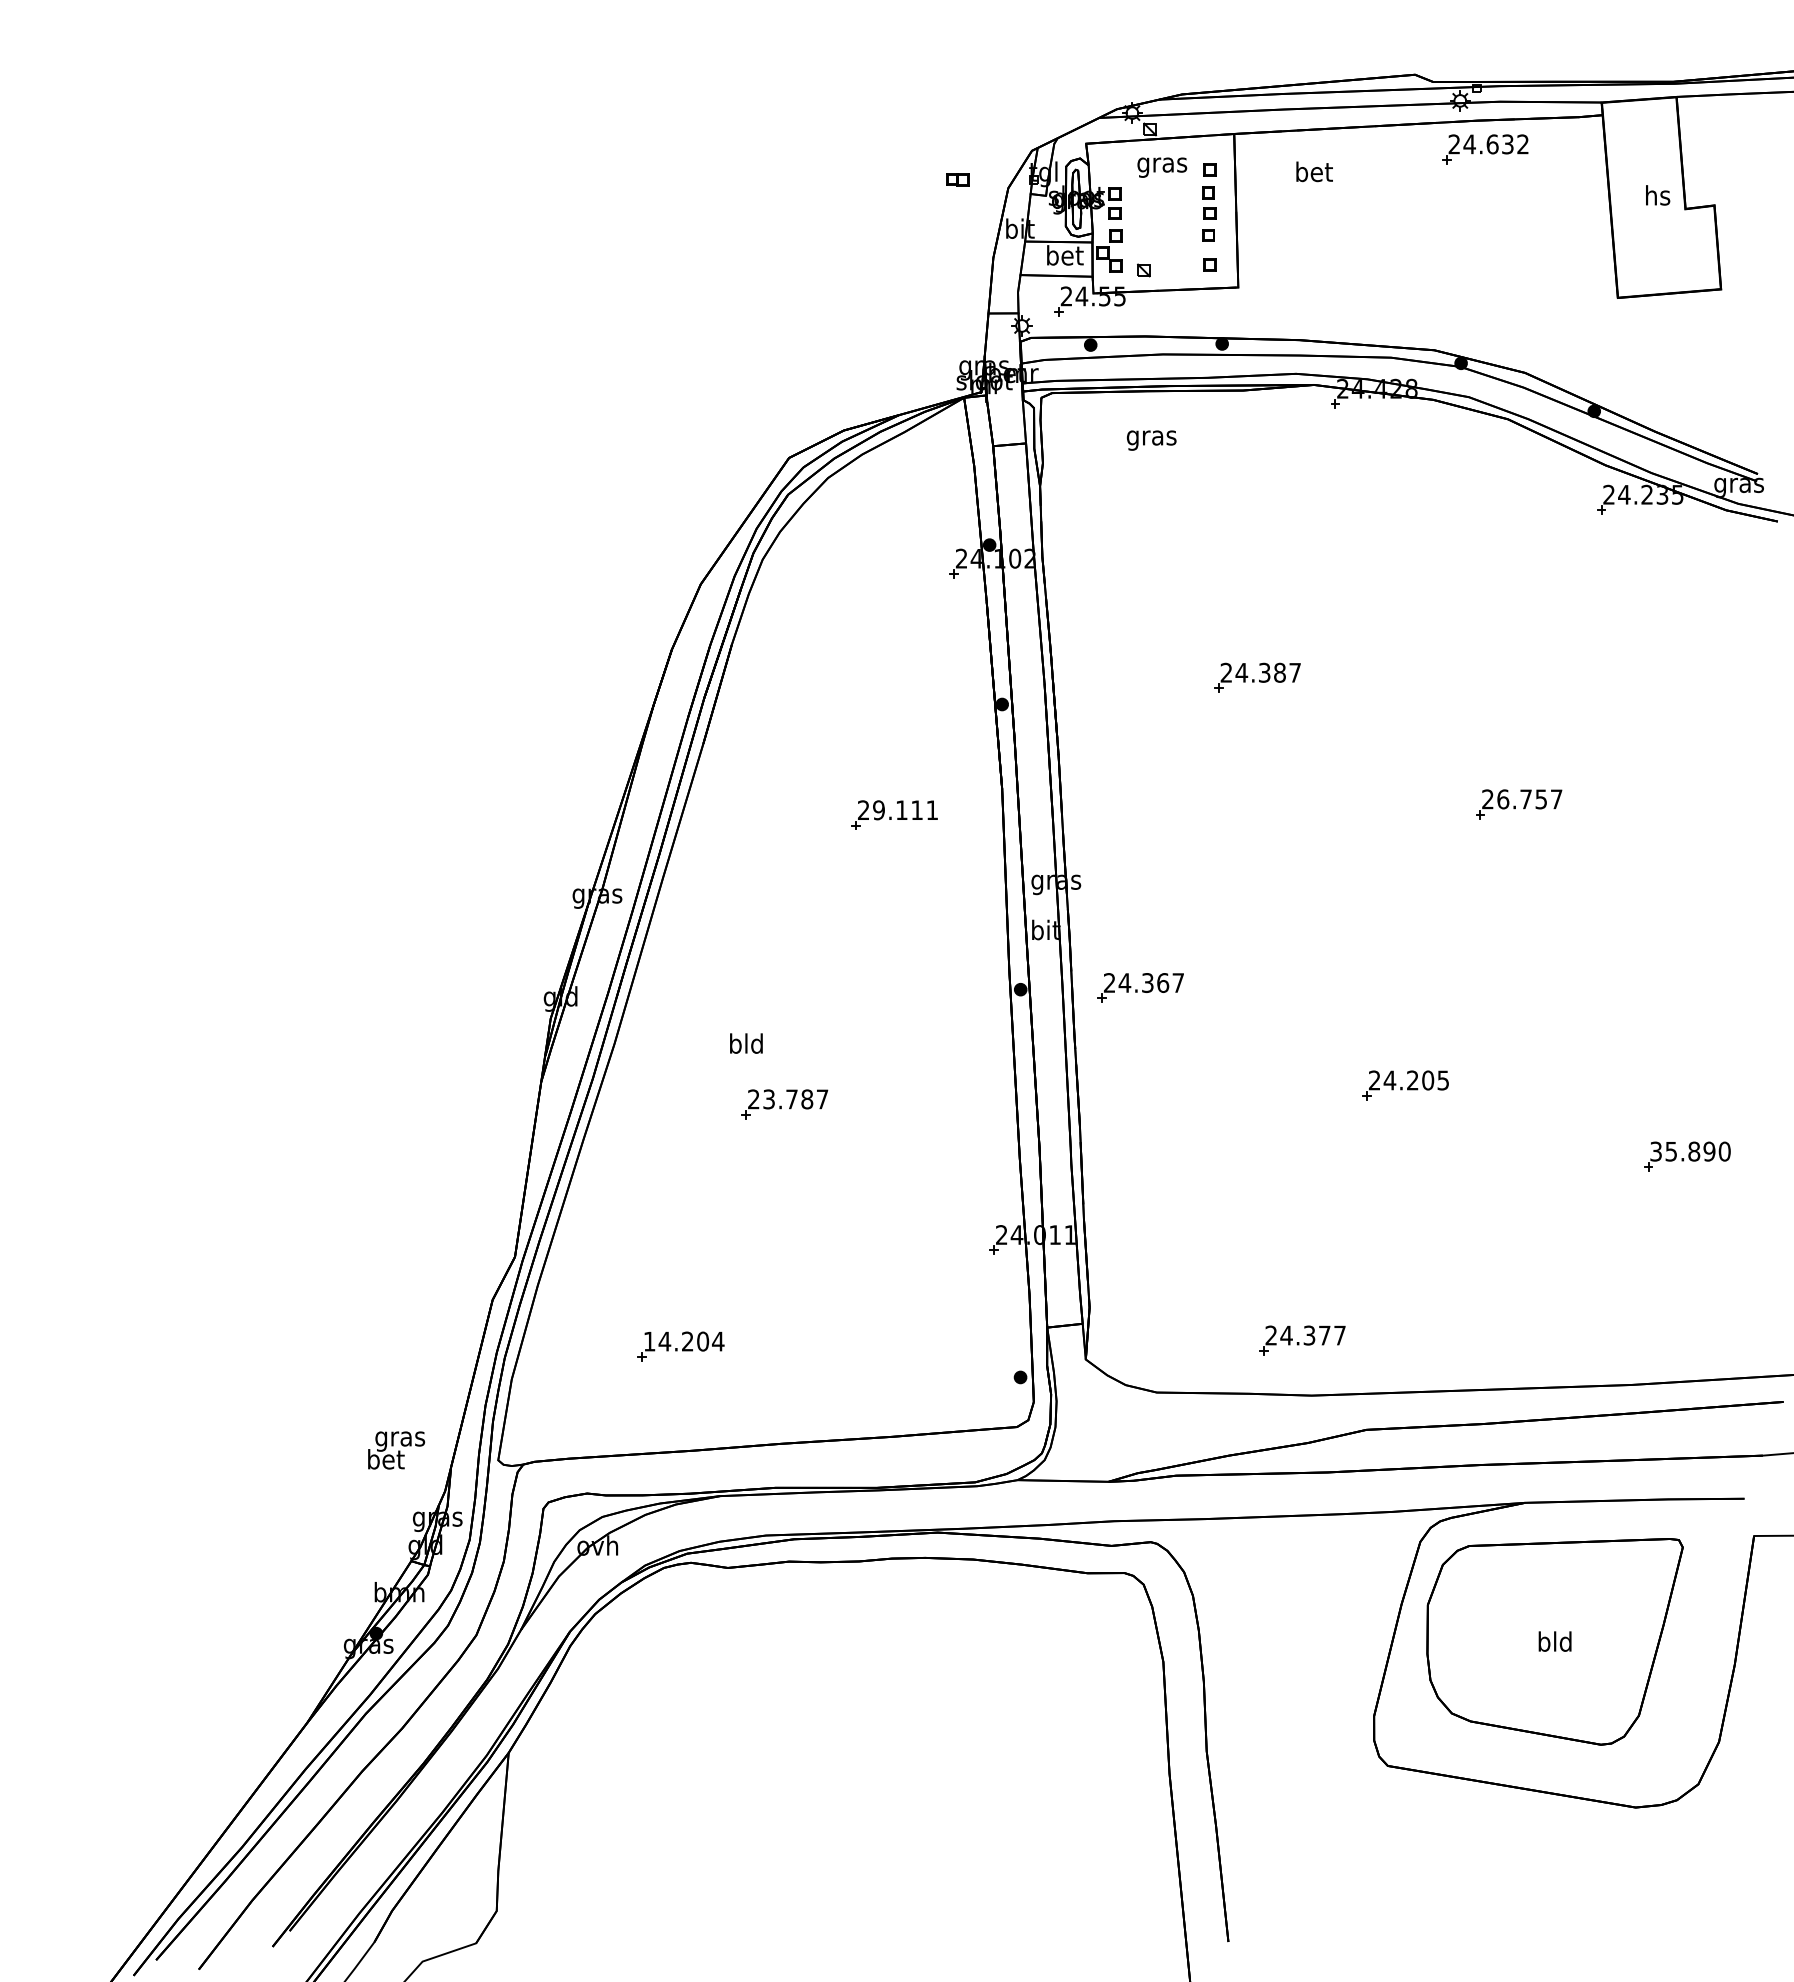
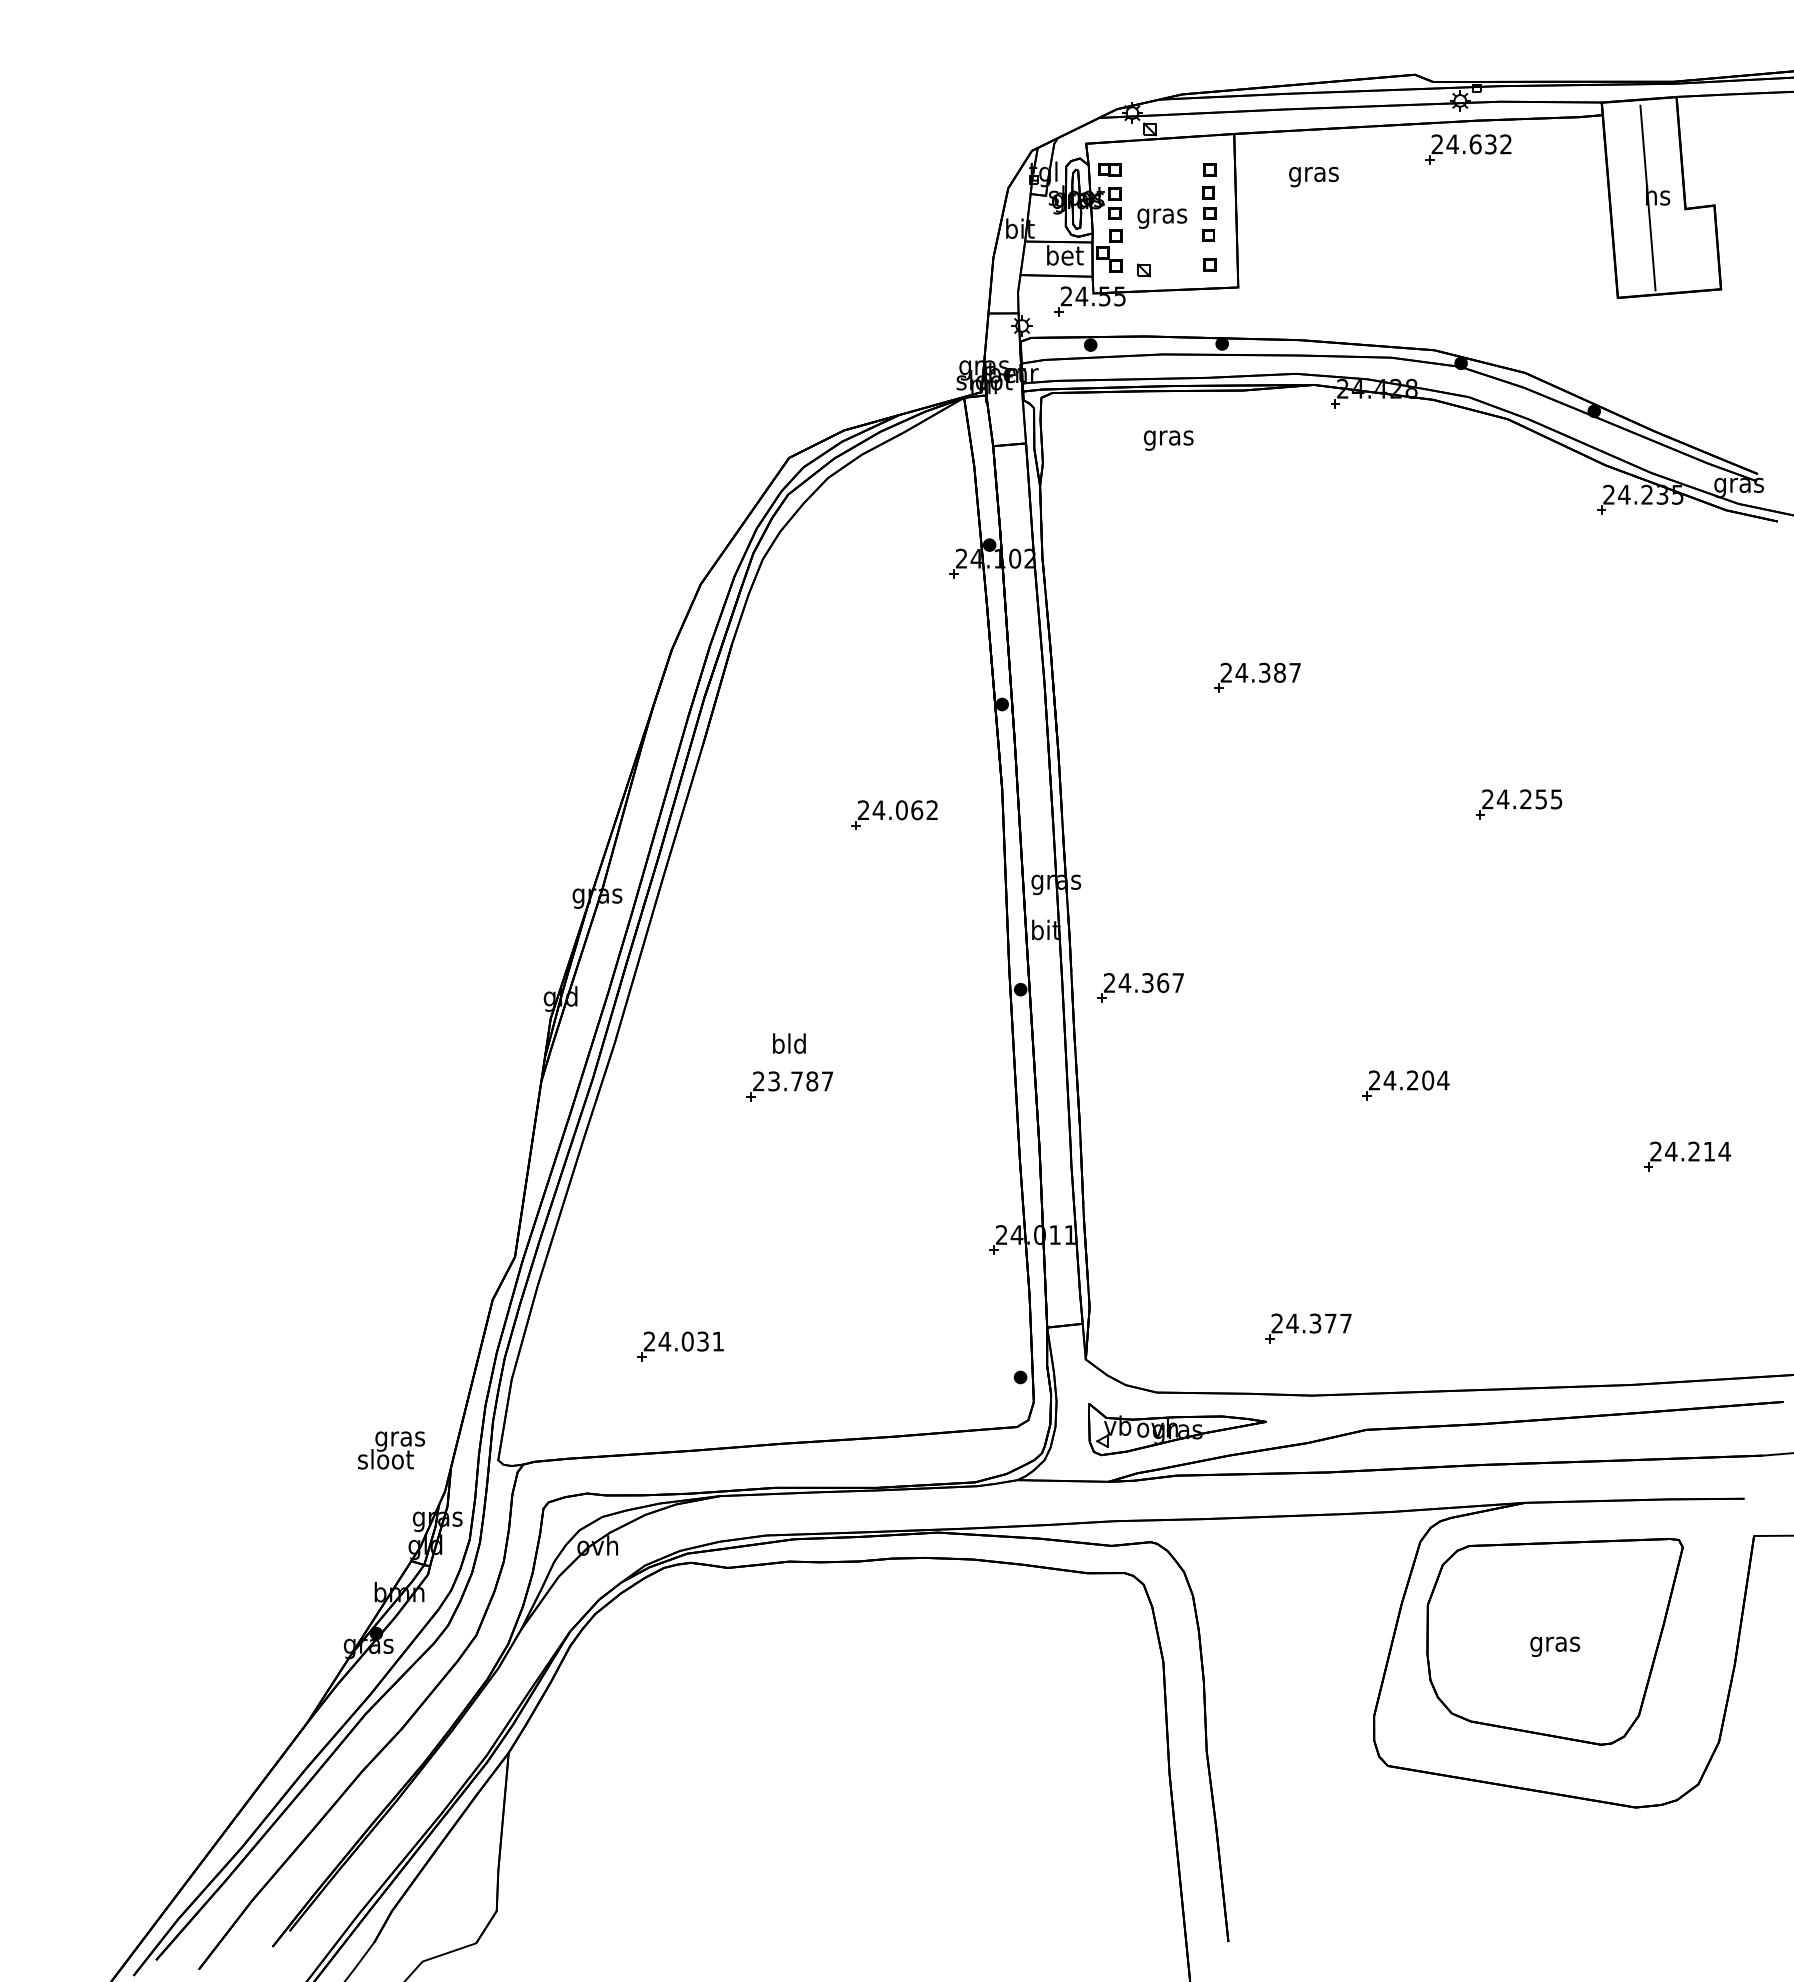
part position: (1485, 149) -> (1468, 149) (1468, 149)
text position: (1162, 167) -> (1162, 218) (1162, 218)
text: bet -> gras (1313, 174)
part position: (957, 179) -> (1109, 169) (1109, 169)
line: none -> present (1647, 197)
text position: (1151, 440) -> (1168, 440) (1168, 440)
text: 26.757 -> 24.255 (1529, 799)
text: 29.111 -> 24.062 (904, 810)
text position: (746, 1043) -> (789, 1043) (789, 1043)
text: 24.205 -> 24.204 (1443, 1080)
part position: (784, 1104) -> (789, 1086) (789, 1086)
text: 35.890 -> 24.214 (1690, 1151)
part position: (1302, 1340) -> (1308, 1328) (1308, 1328)
text: 14.204 -> 24.031 (683, 1341)
part: none -> present (1177, 1429)
text: bet -> sloot (385, 1459)
text: bld -> gras (1554, 1644)
